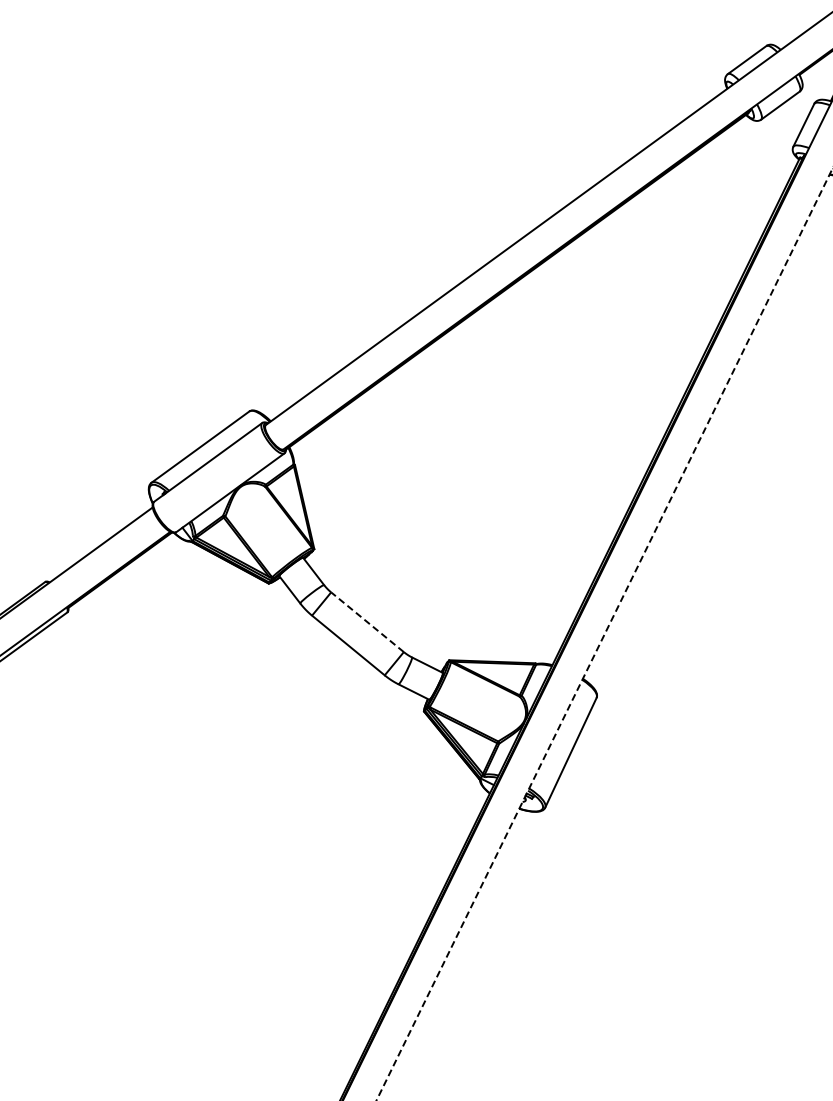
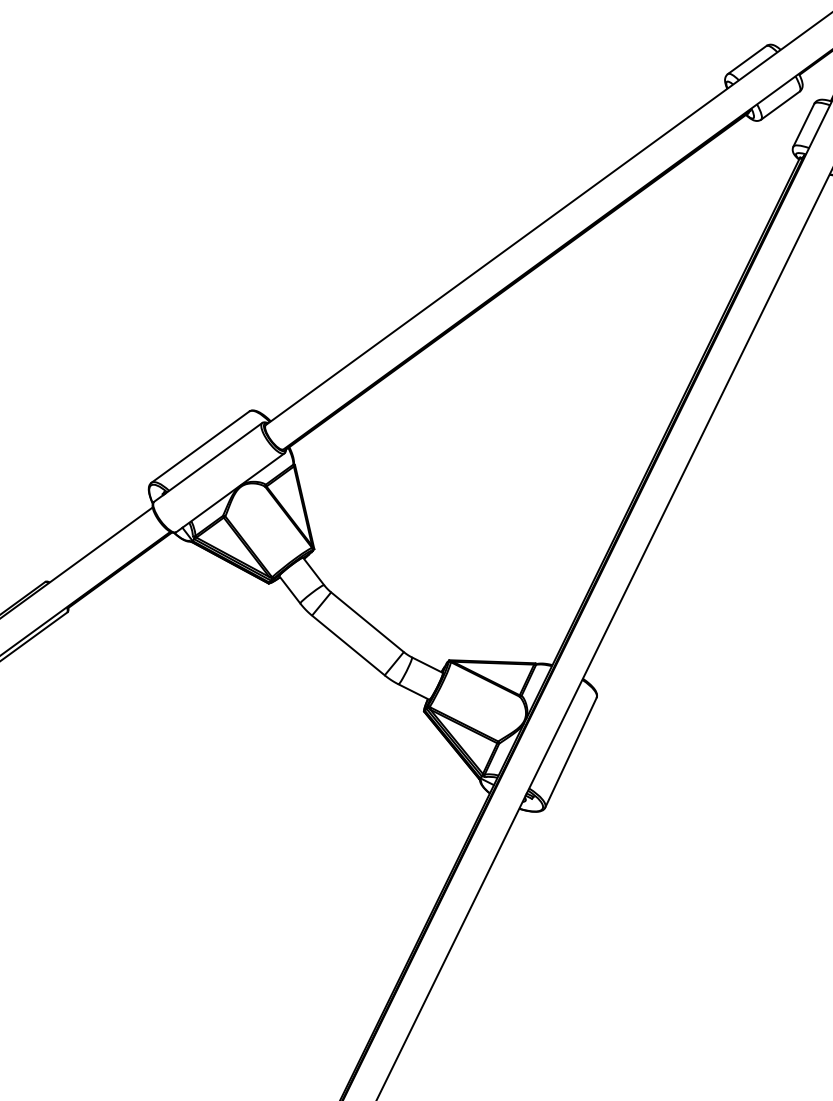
line: dashed -> solid (367, 621)
line: dashed -> solid (604, 634)
